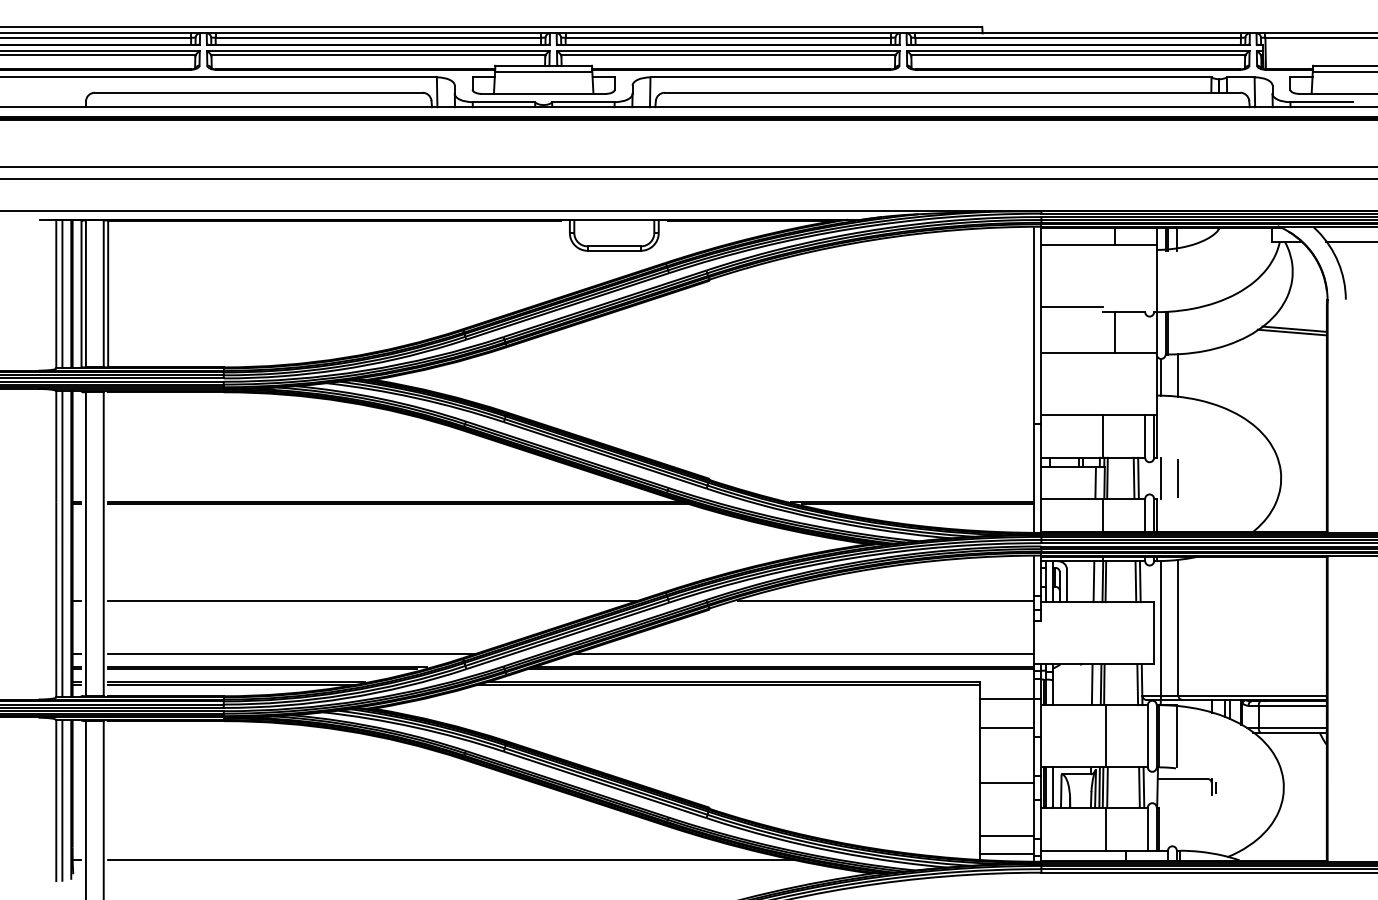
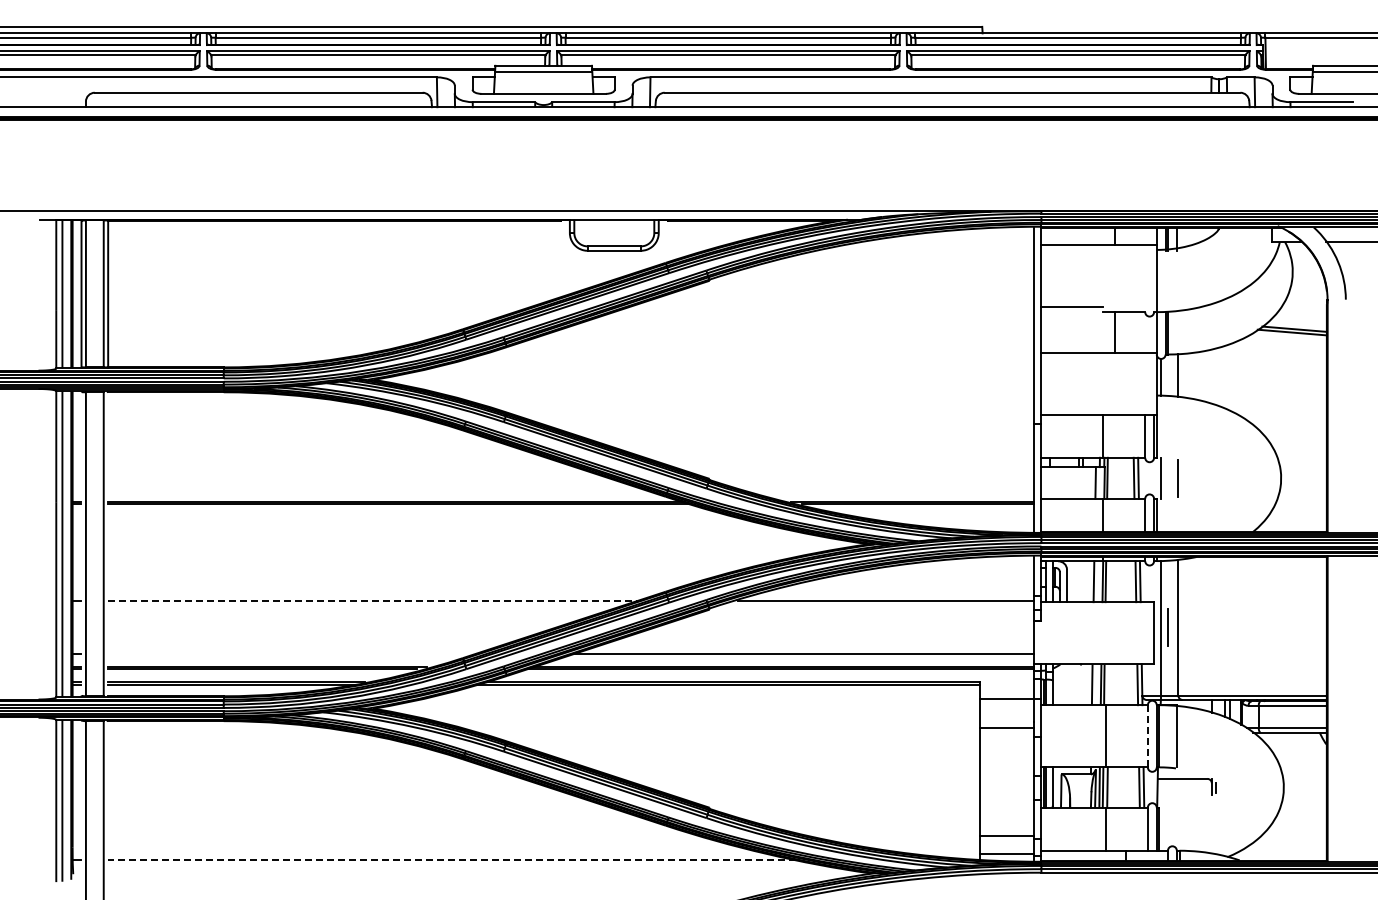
line: present -> none (688, 167)
line: present -> none (688, 178)
line: solid -> dashed (372, 600)
line: none -> present (1167, 627)
line: present -> none (291, 653)
line: solid -> dashed (1147, 736)
line: present -> none (1007, 782)
line: solid -> dashed (451, 859)
